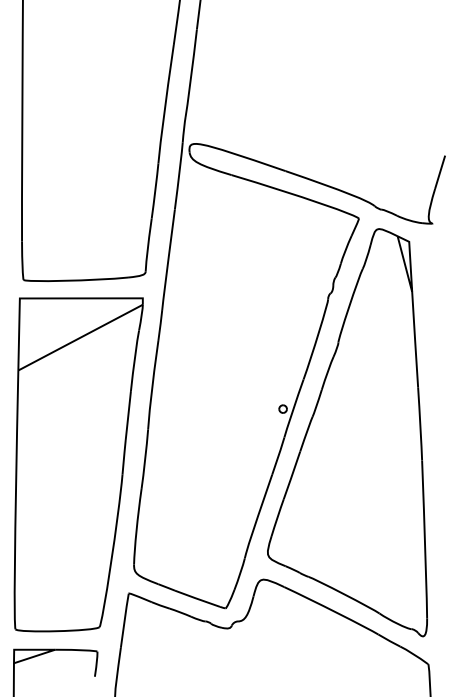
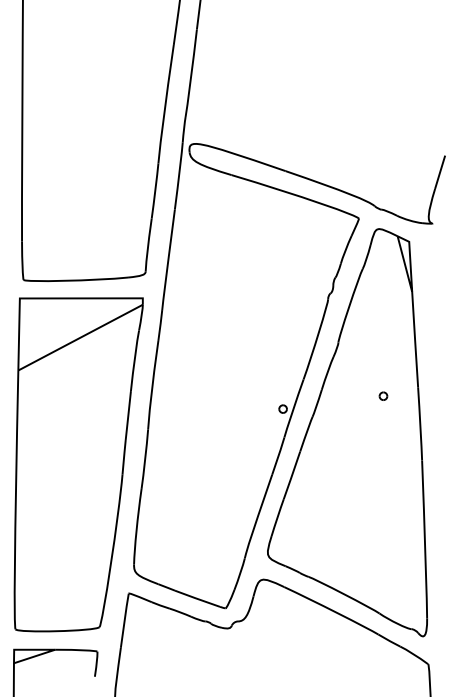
part: none -> present (383, 395)
